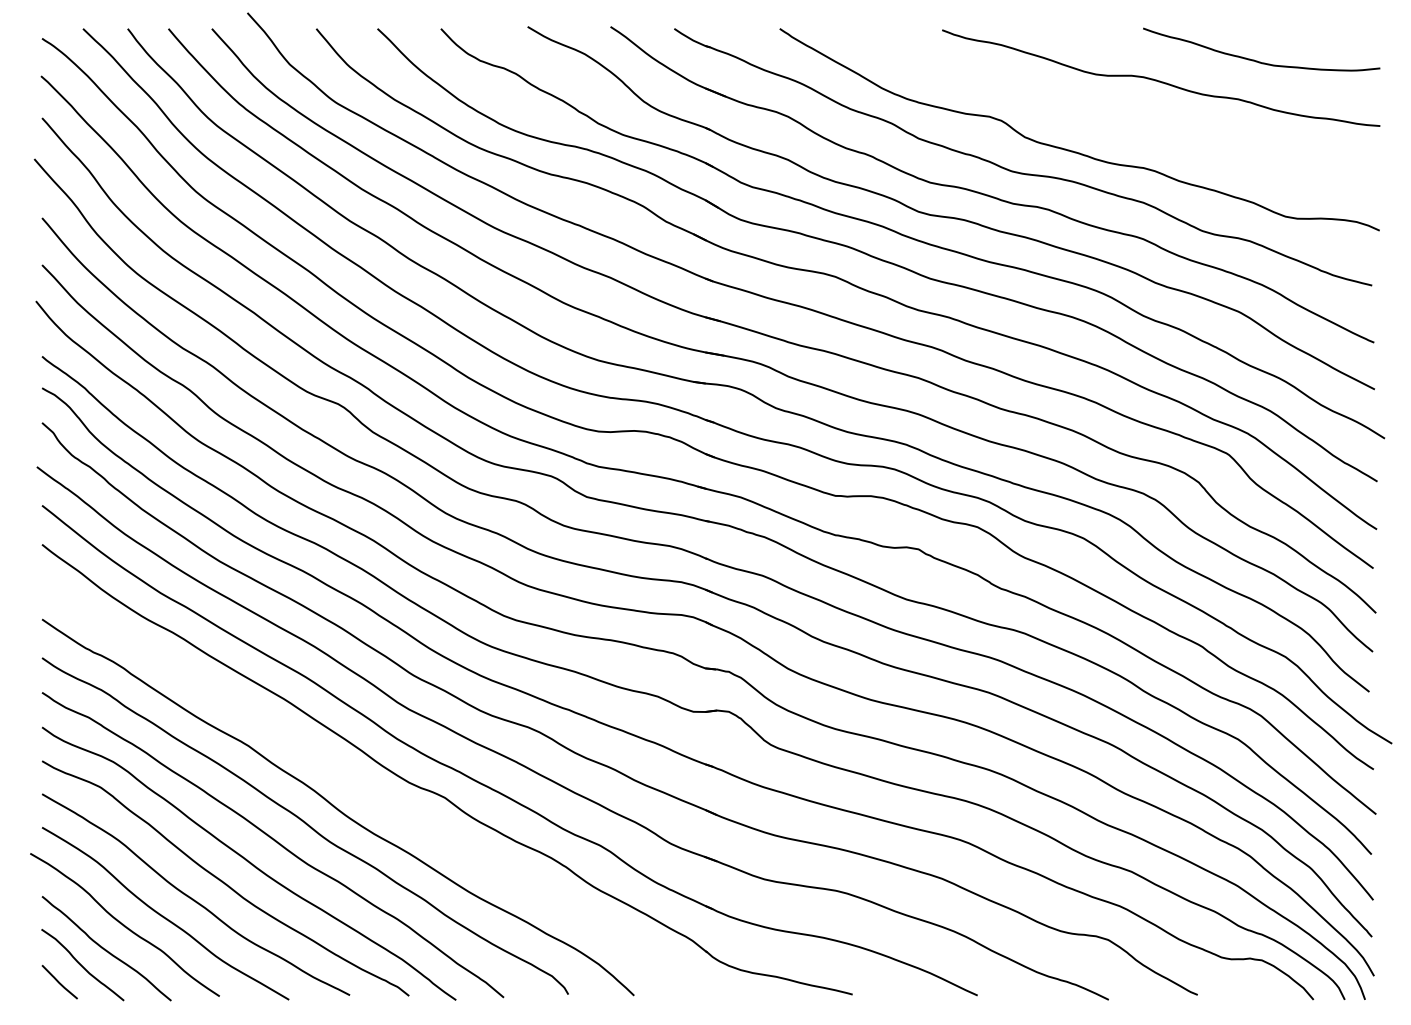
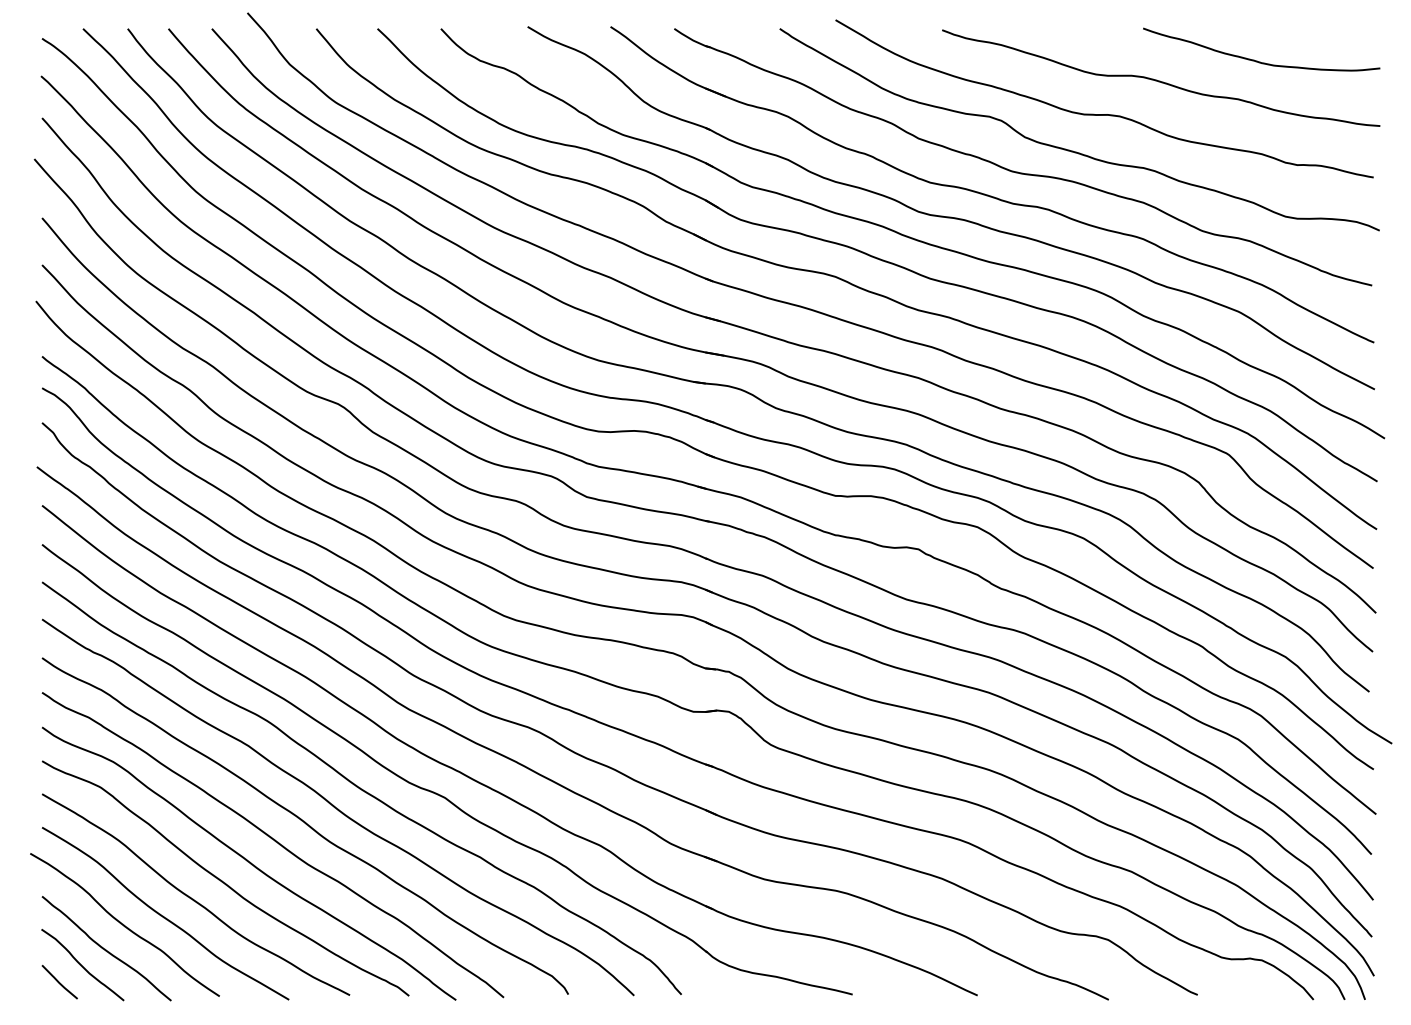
curve: none -> present (1104, 114)
curve: none -> present (360, 787)
